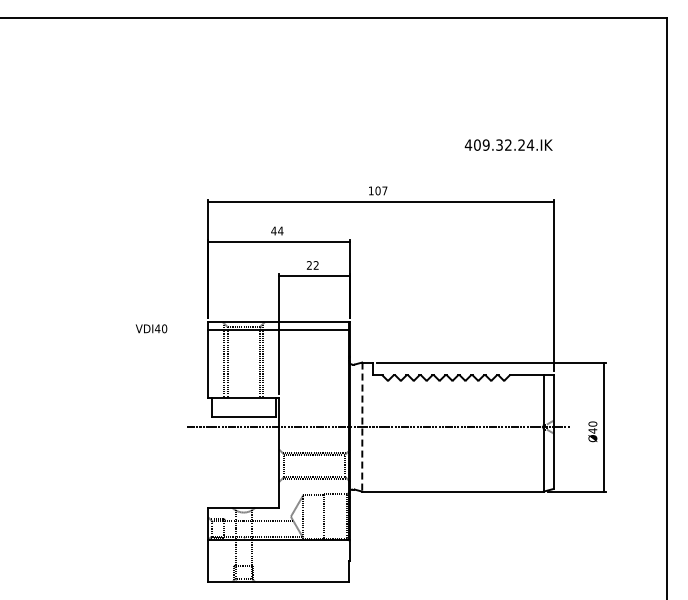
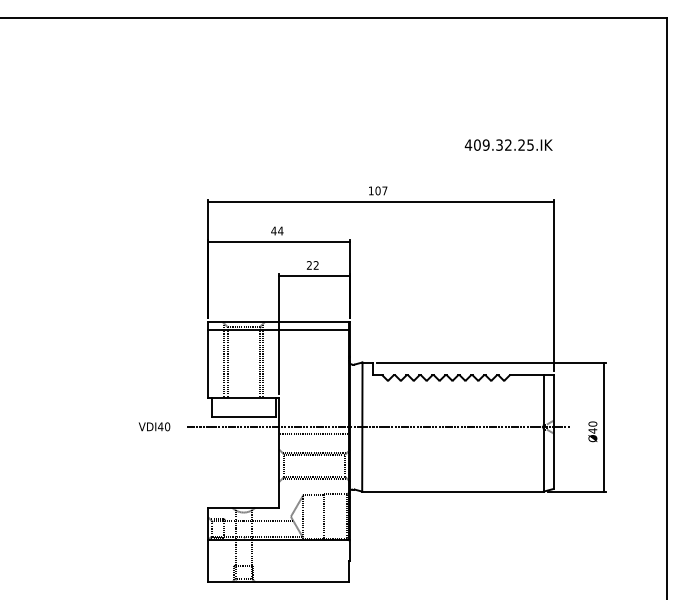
text: 409.32.24.IK -> 409.32.25.IK (530, 144)
text position: (151, 328) -> (154, 426) (154, 426)
line: dashed -> solid (362, 427)
line: none -> present (314, 433)
